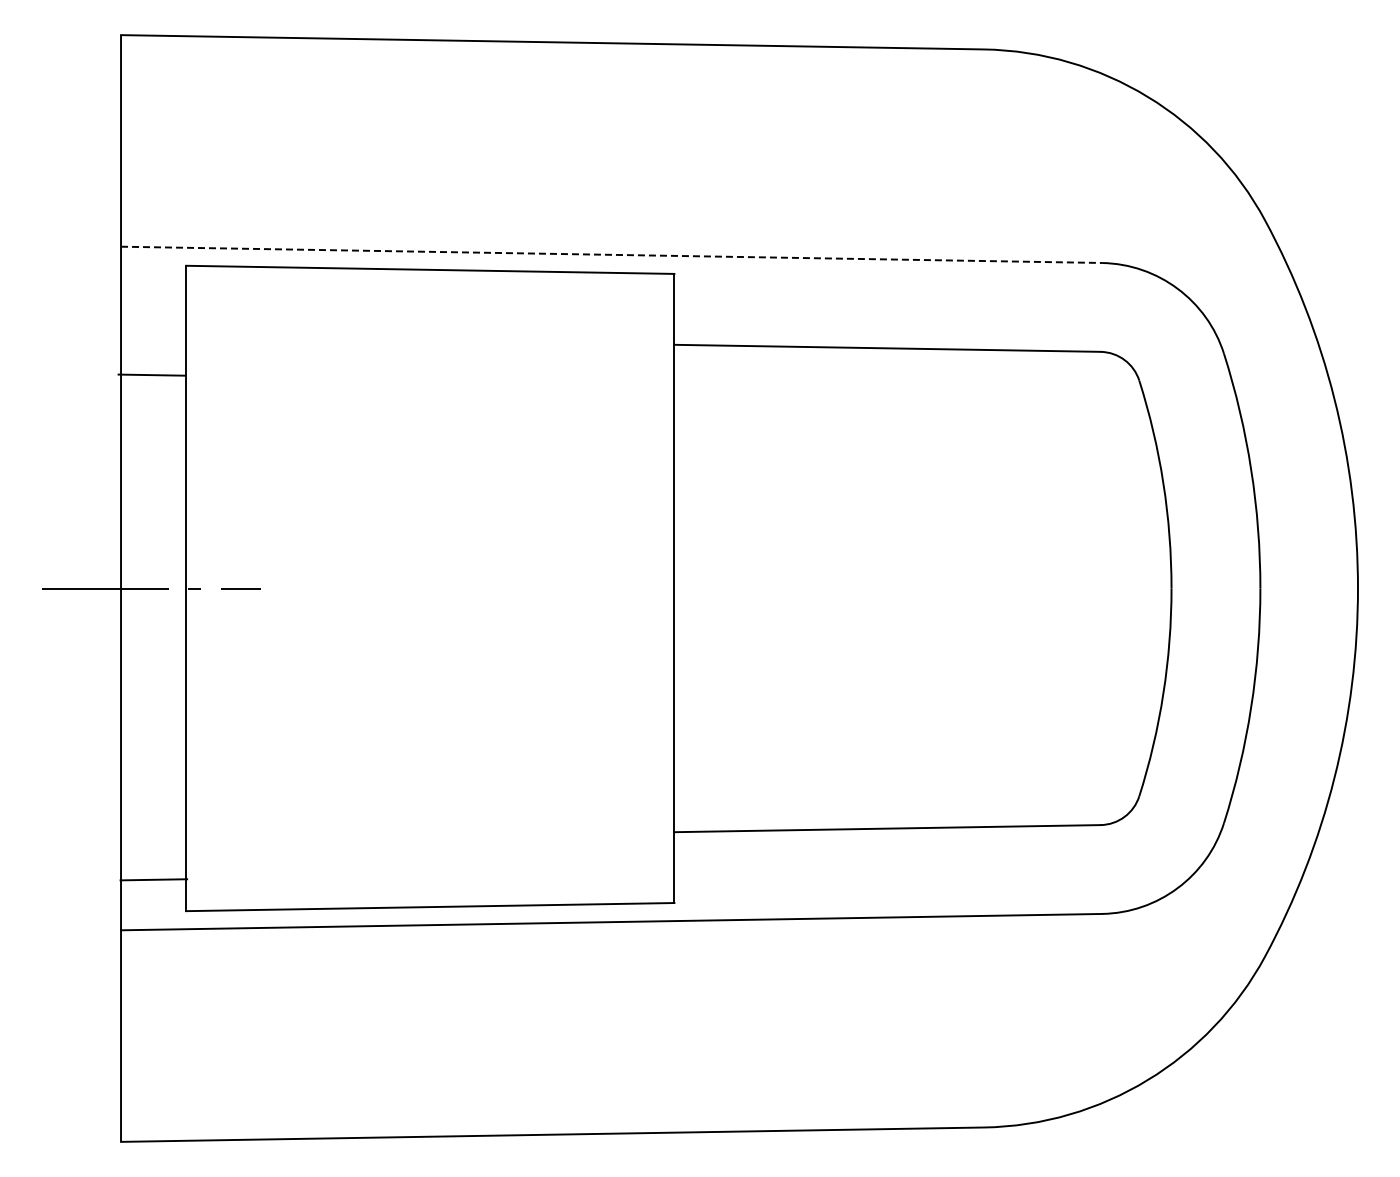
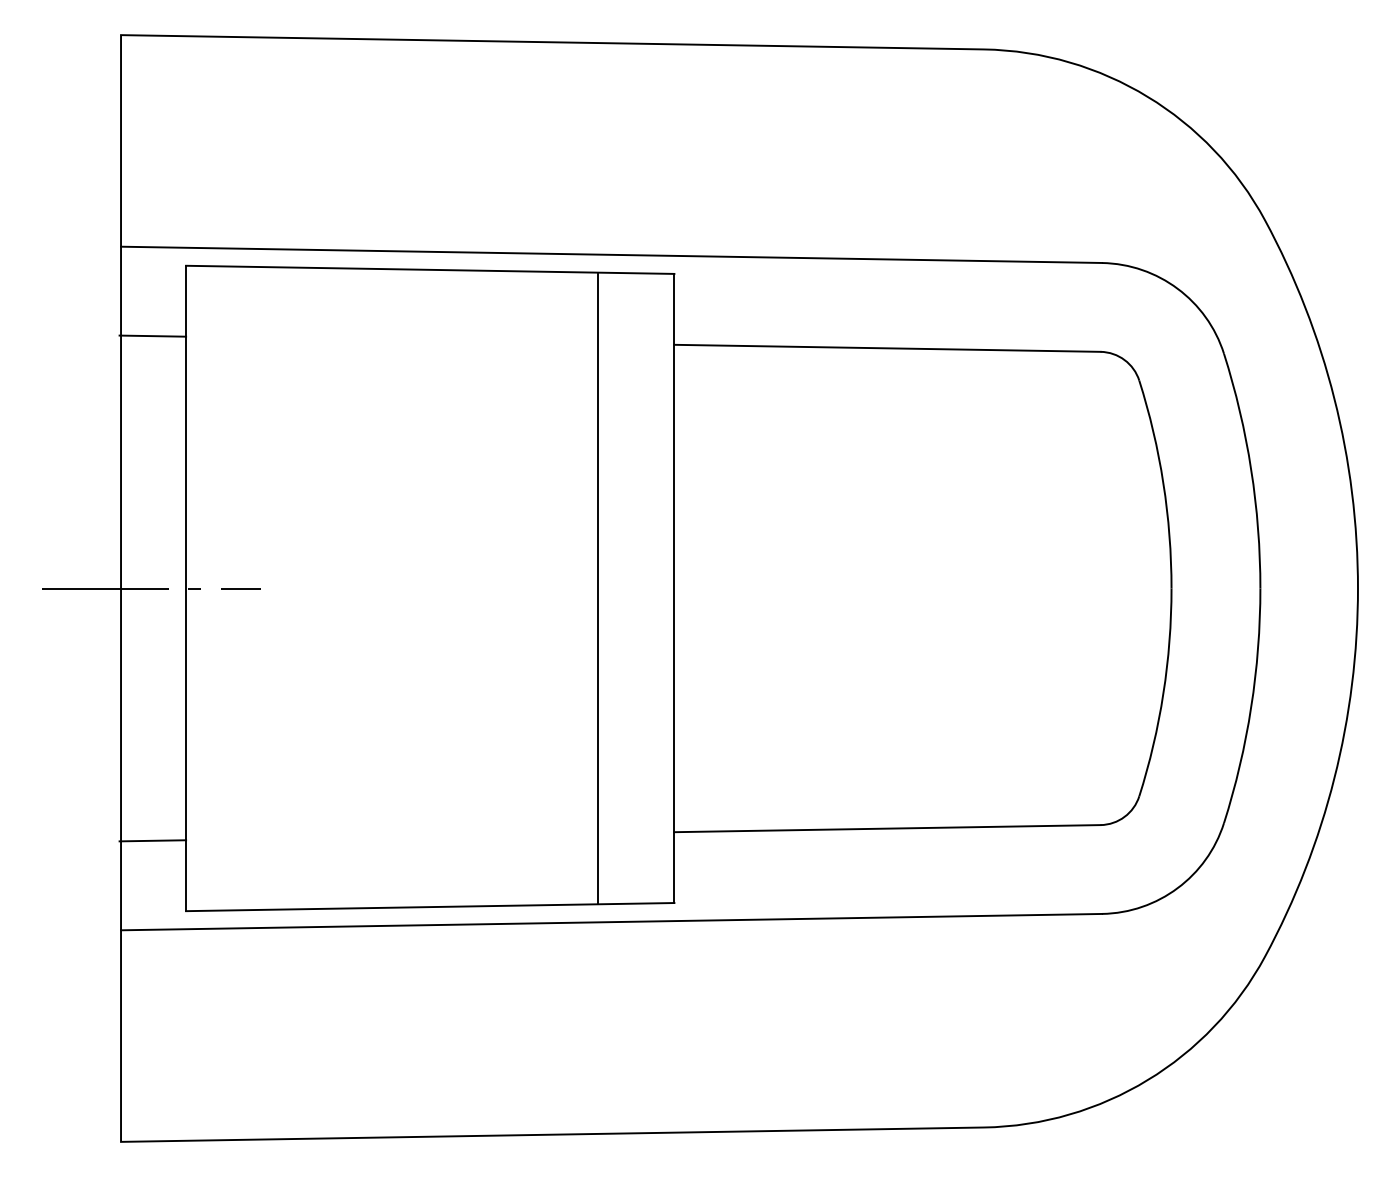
line: dashed -> solid (611, 254)
line position: (151, 374) -> (152, 335) (152, 335)
line: none -> present (597, 588)
line position: (153, 879) -> (152, 840) (152, 840)
